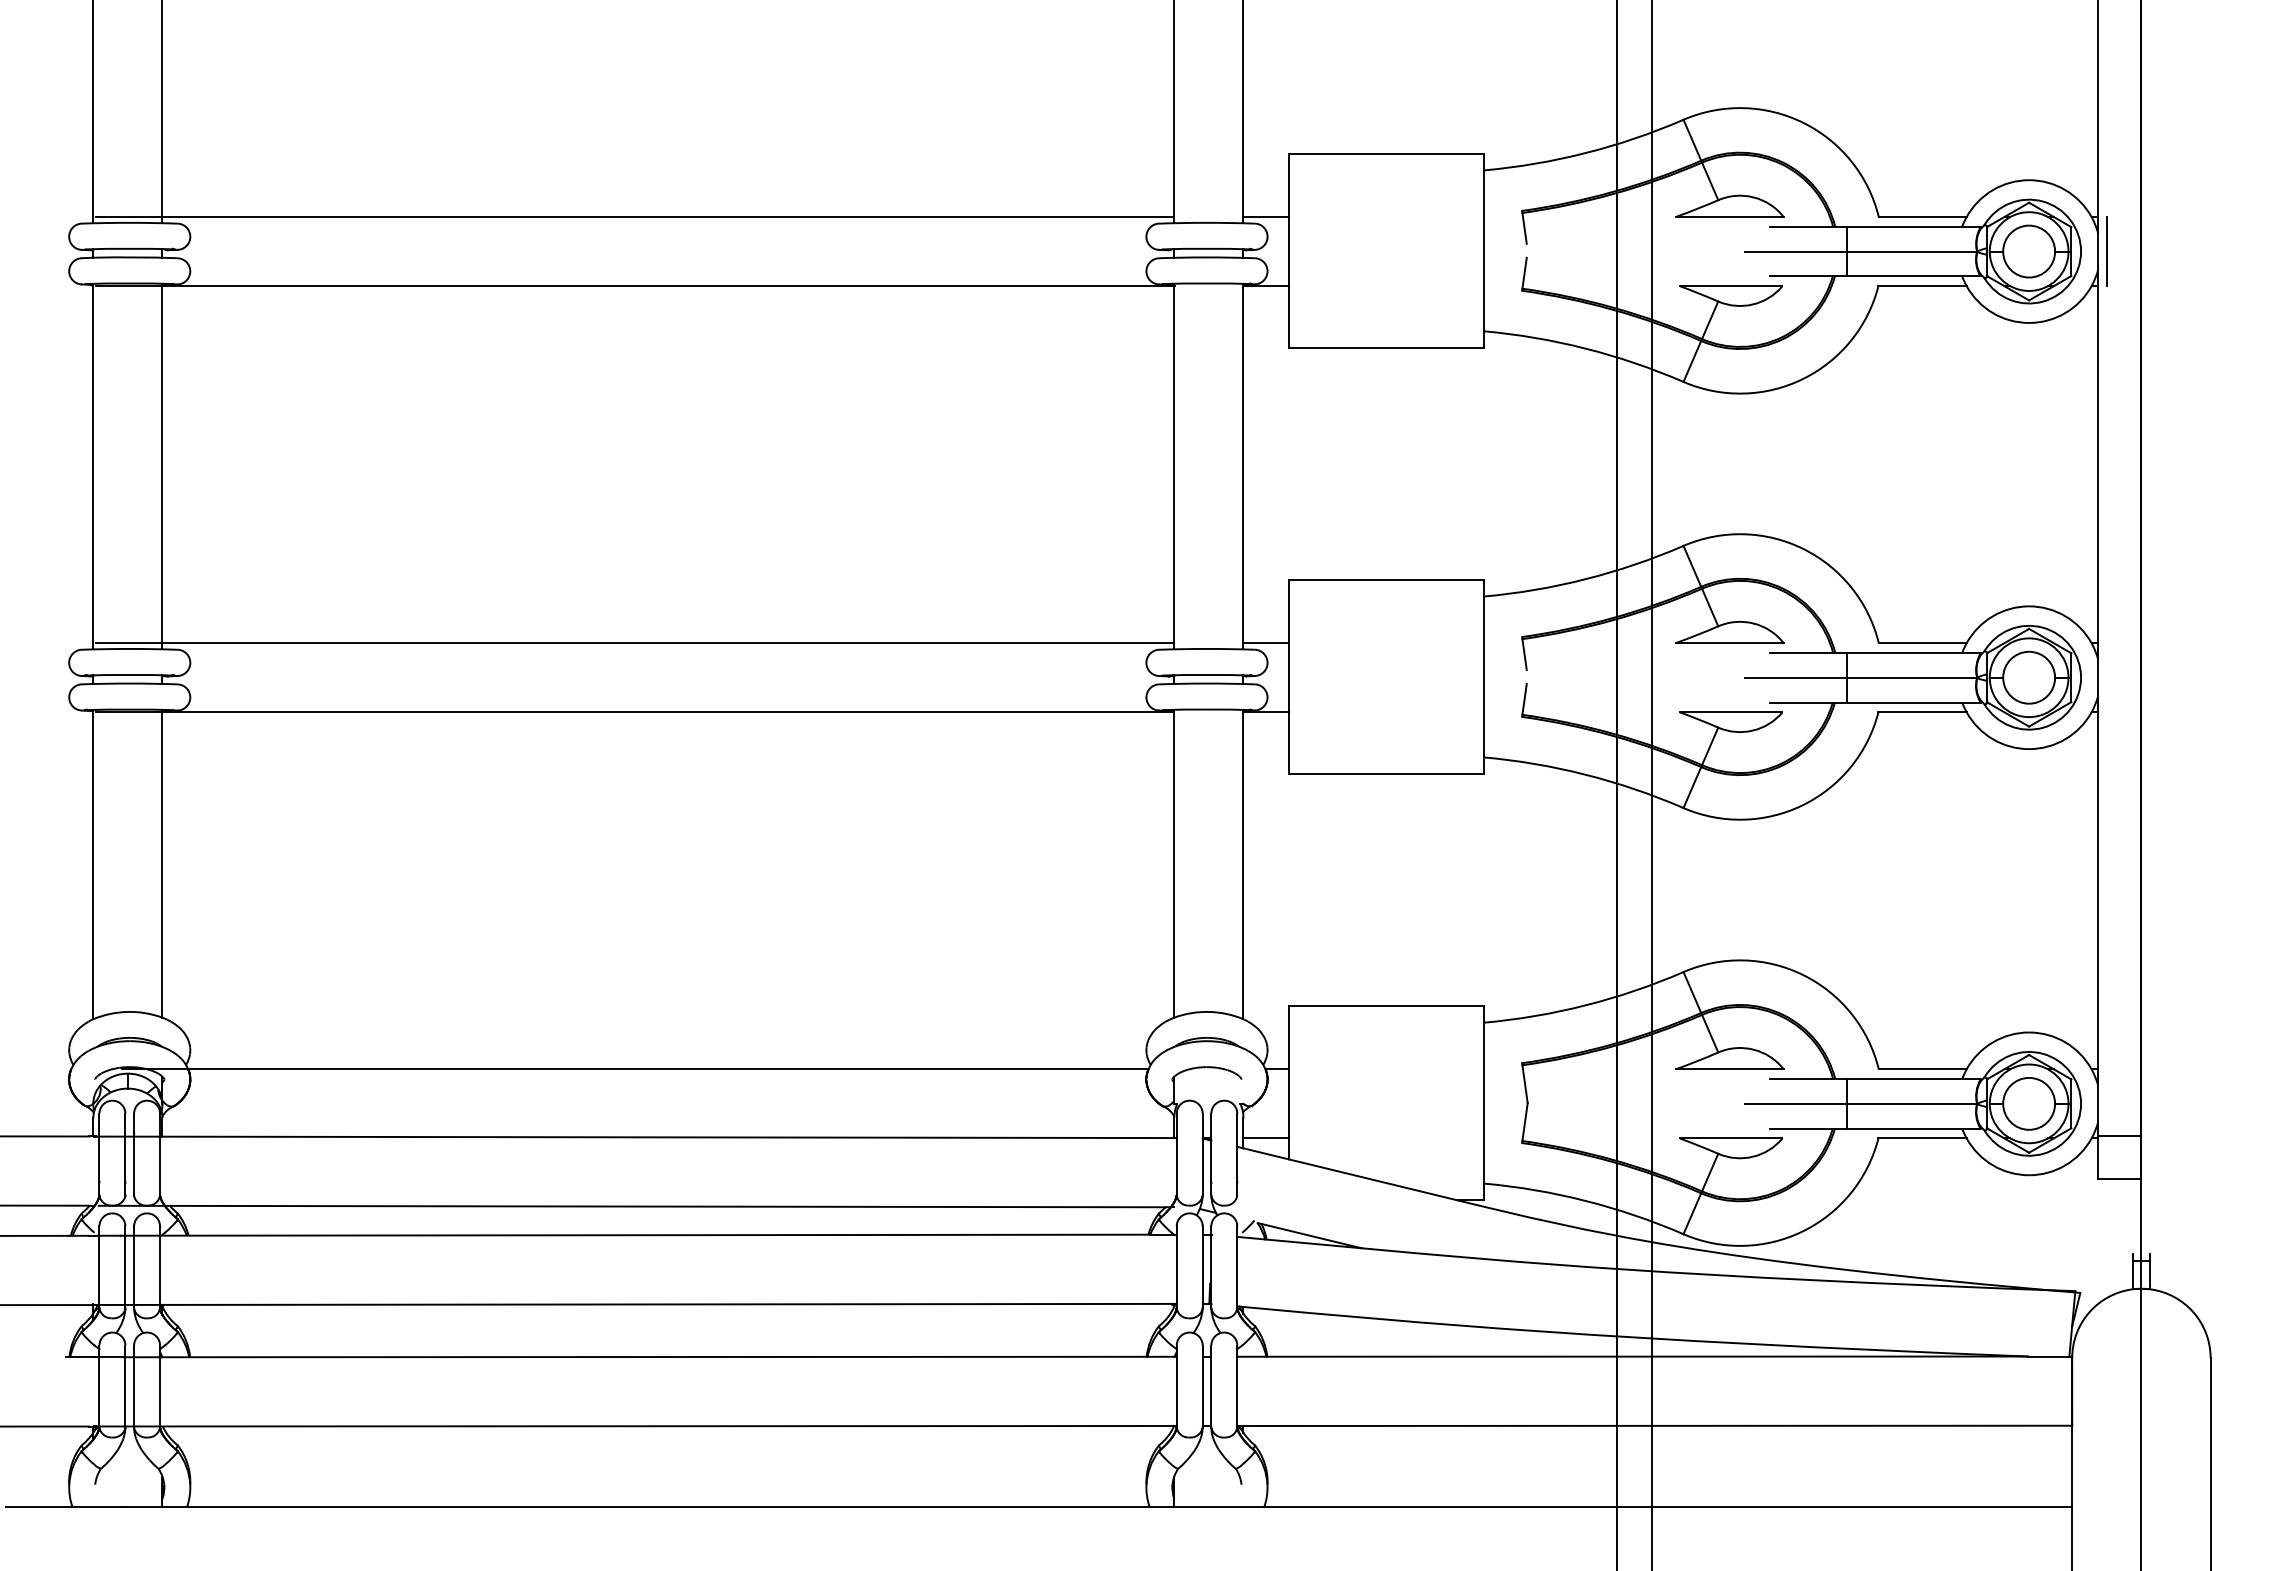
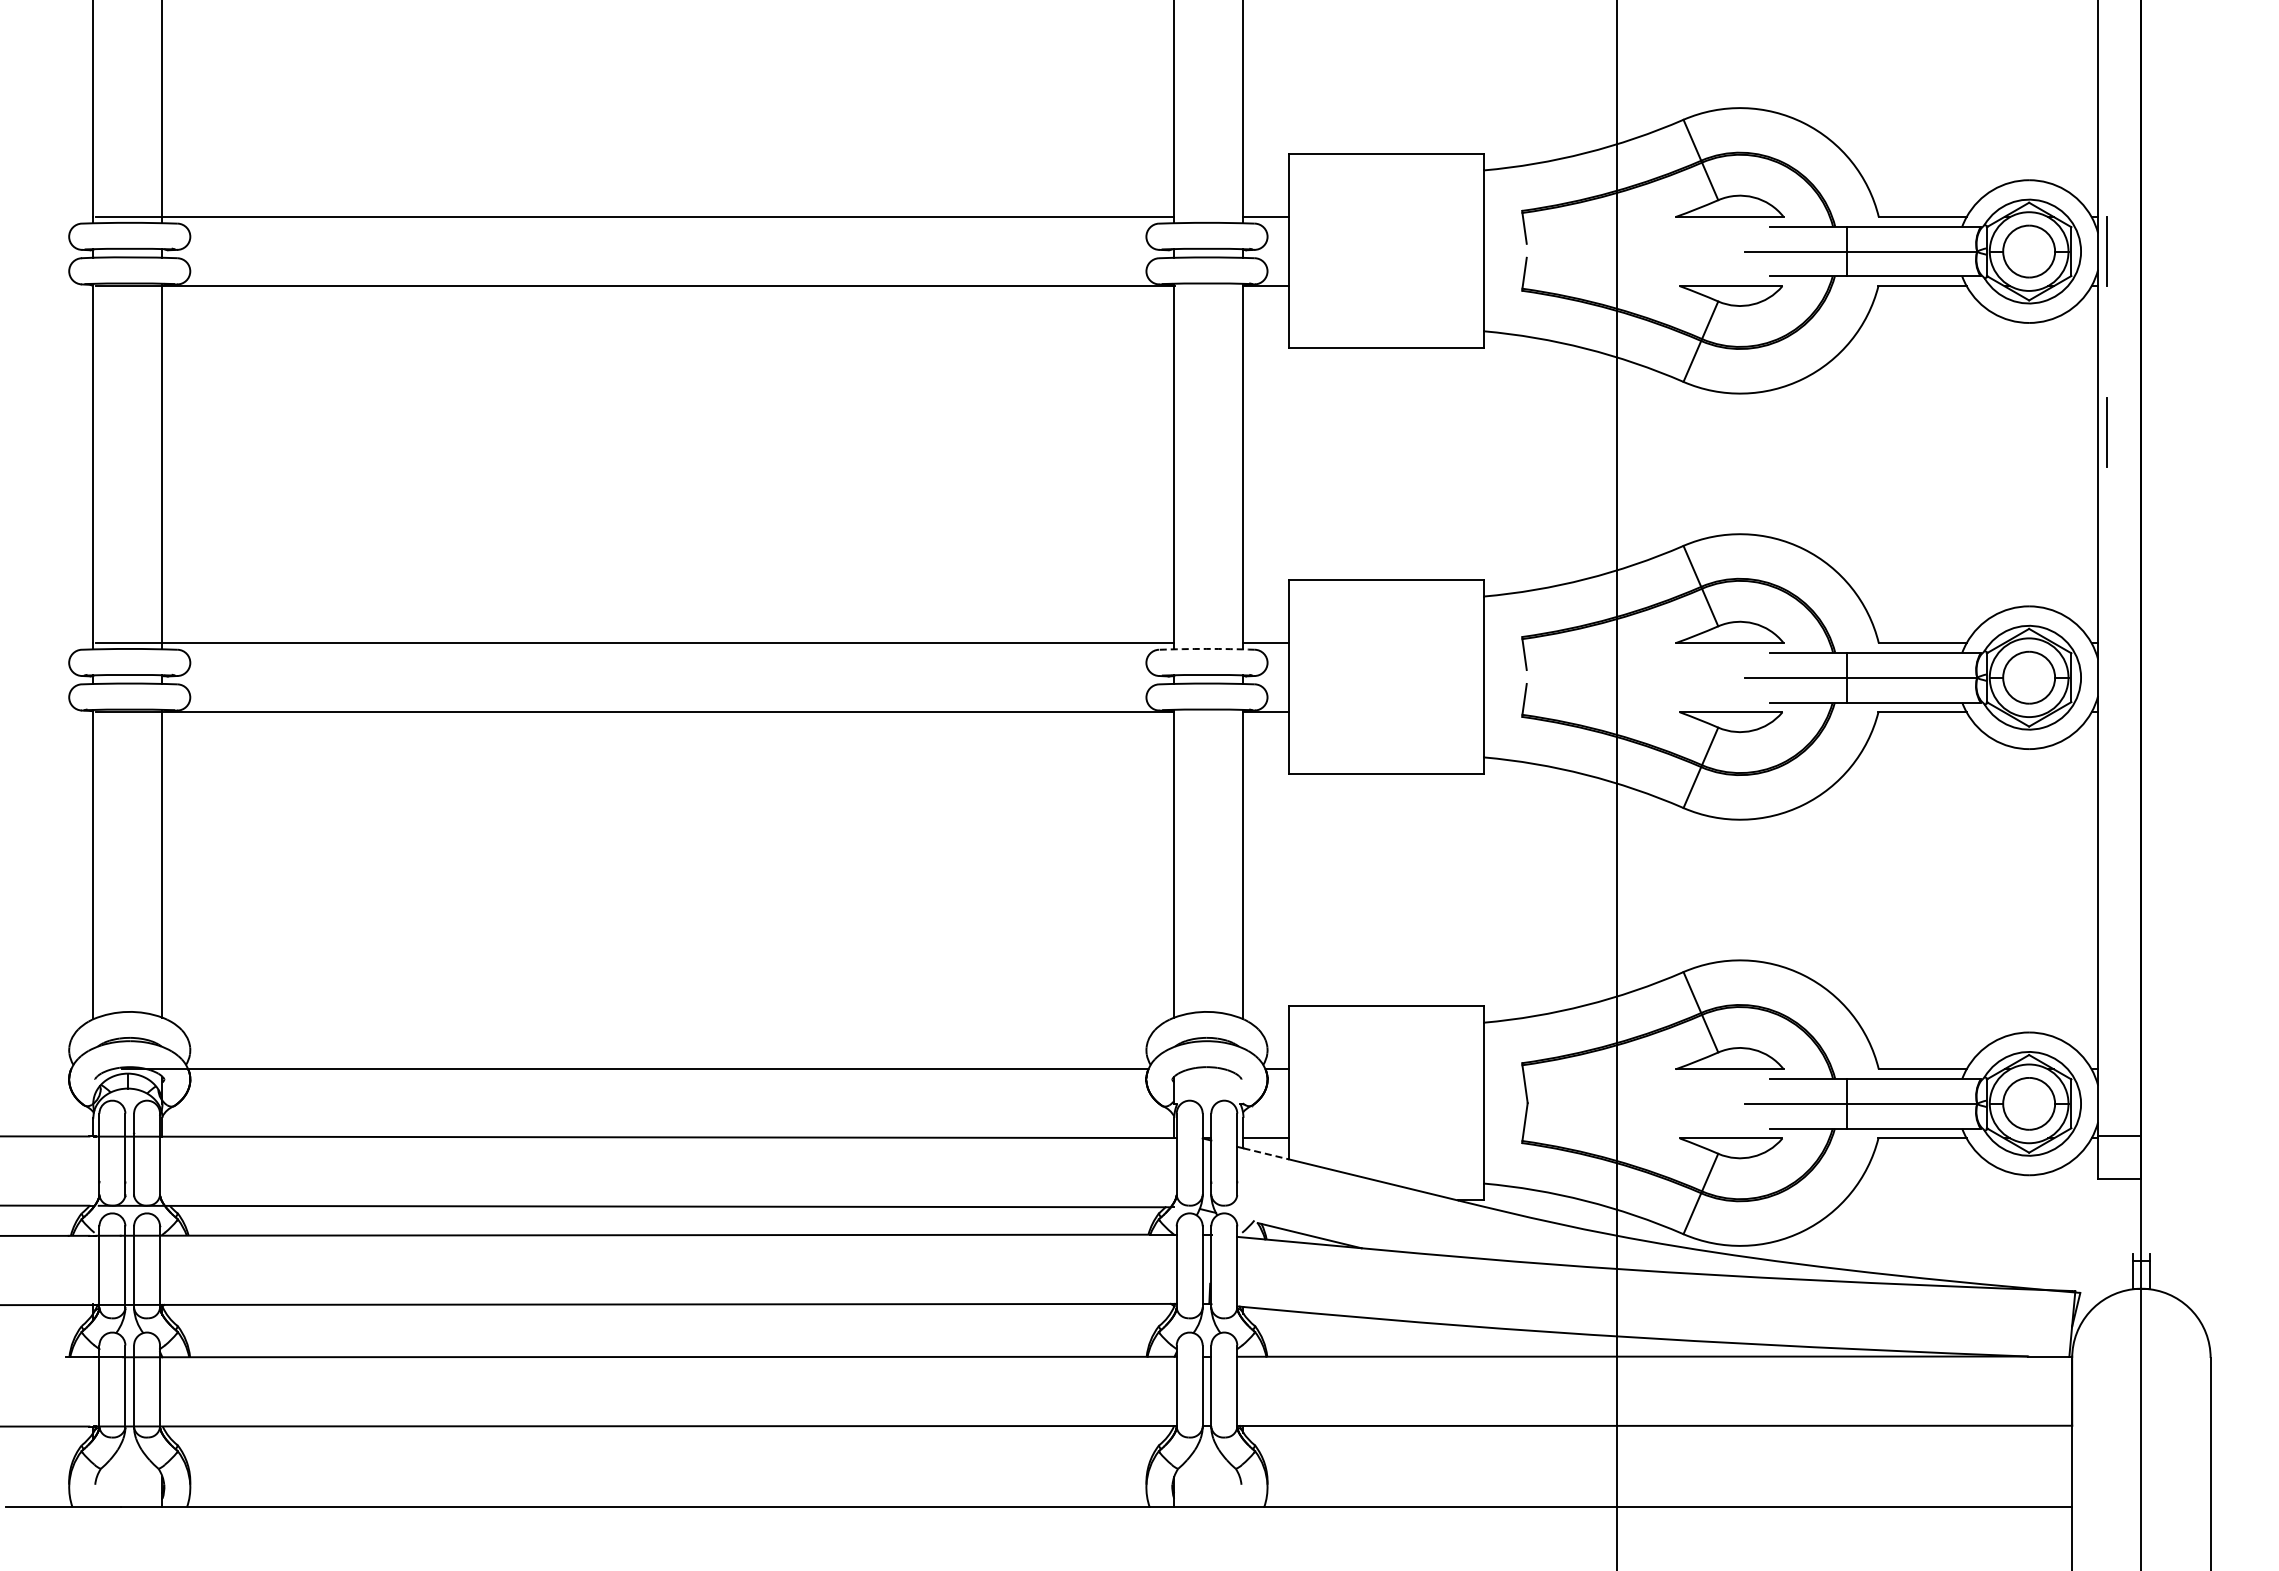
line: none -> present (2106, 432)
arc: solid -> dashed (1206, 648)
line: present -> none (1651, 784)
line: solid -> dashed (1266, 1153)
